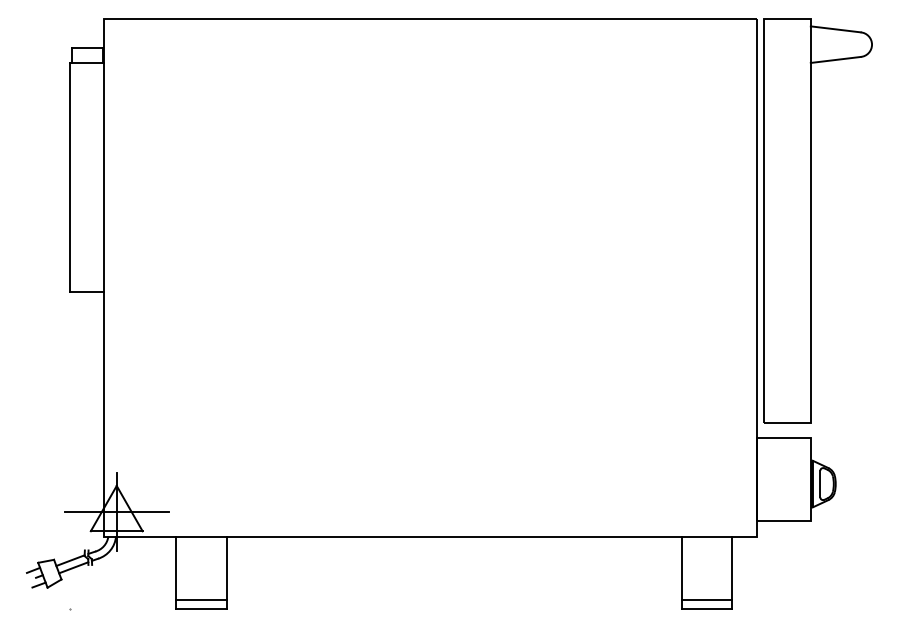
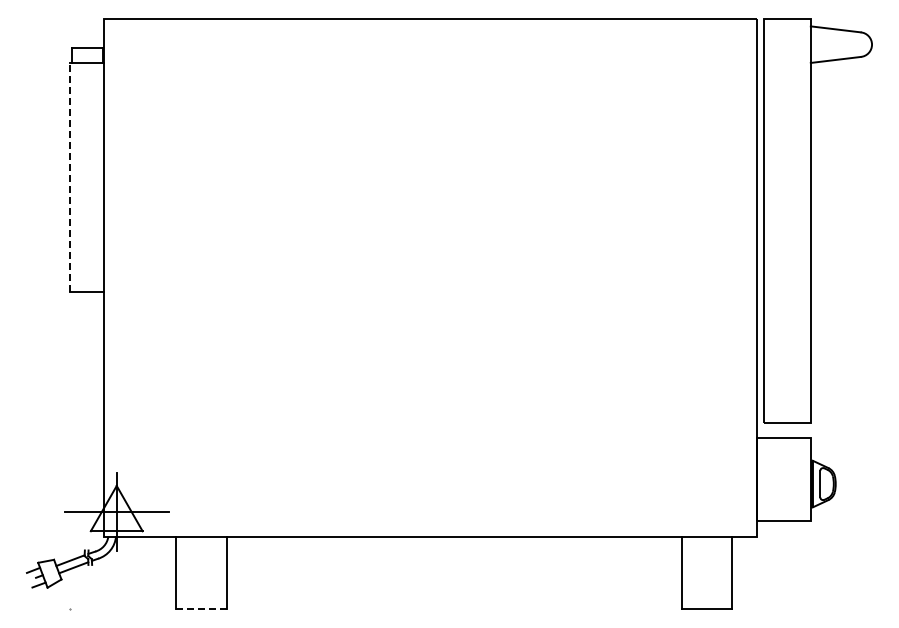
line: solid -> dashed (70, 176)
line: present -> none (201, 599)
line: present -> none (706, 599)
line: solid -> dashed (201, 609)
